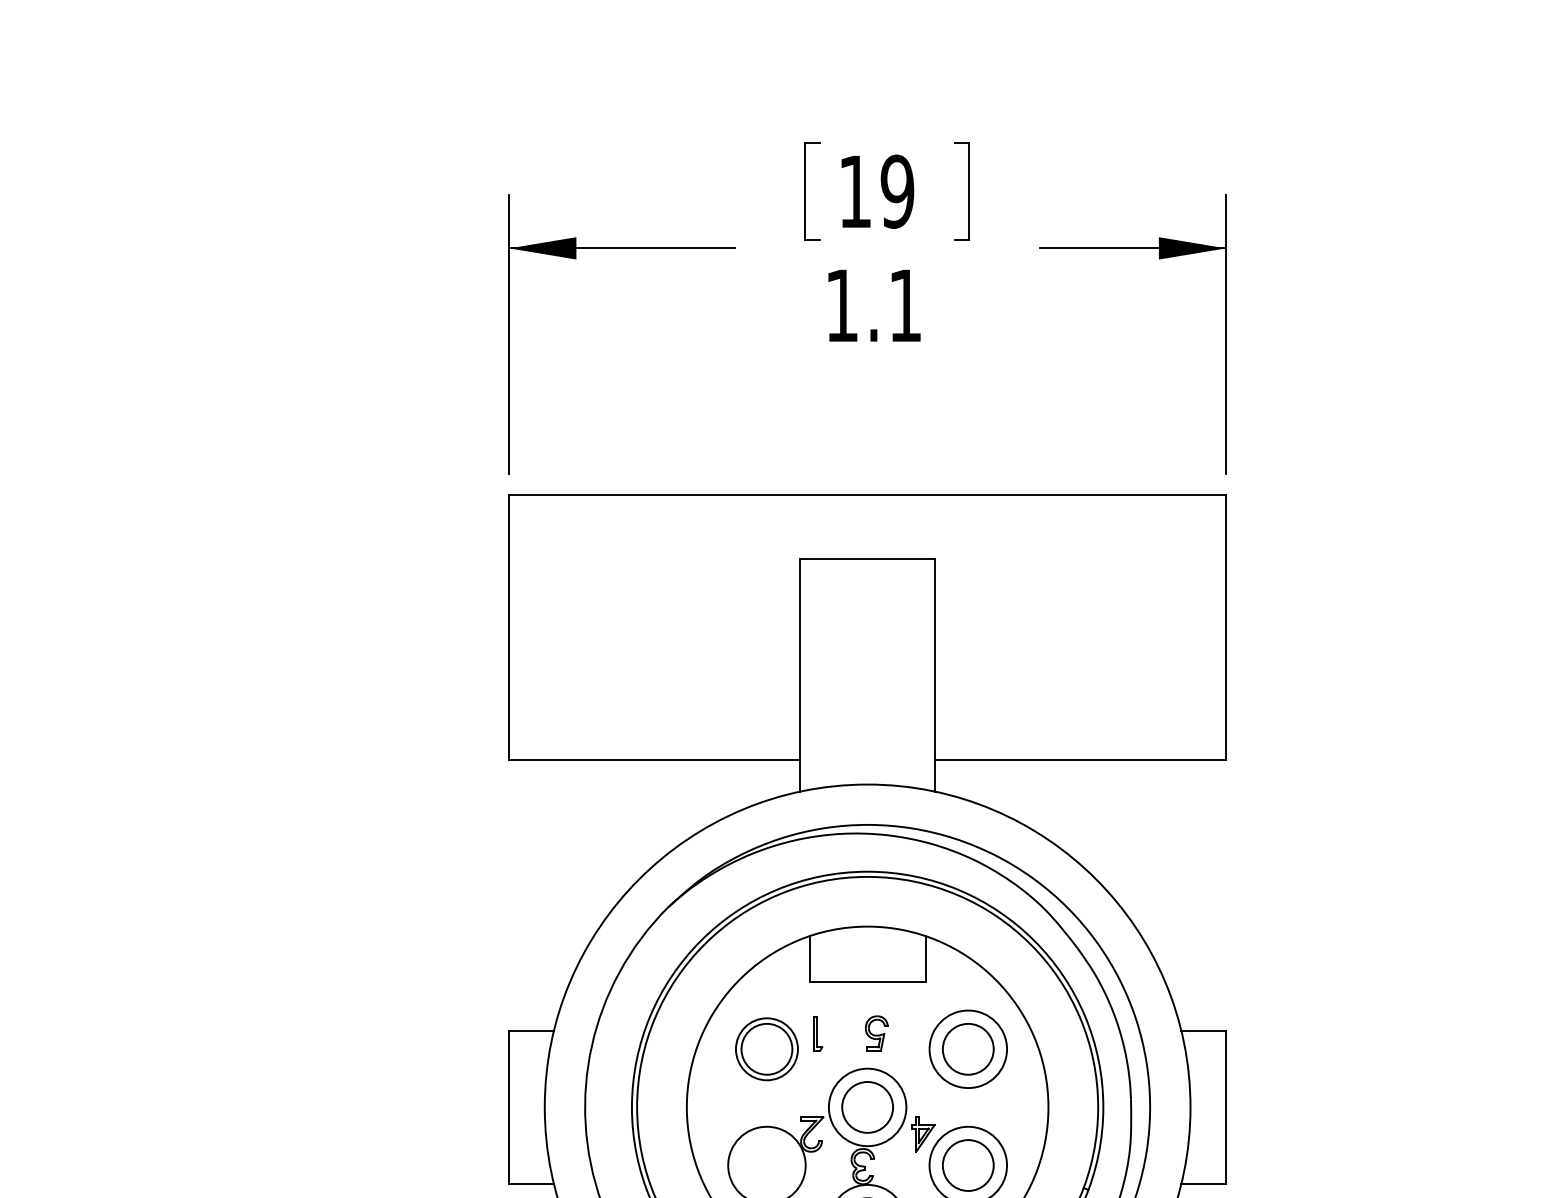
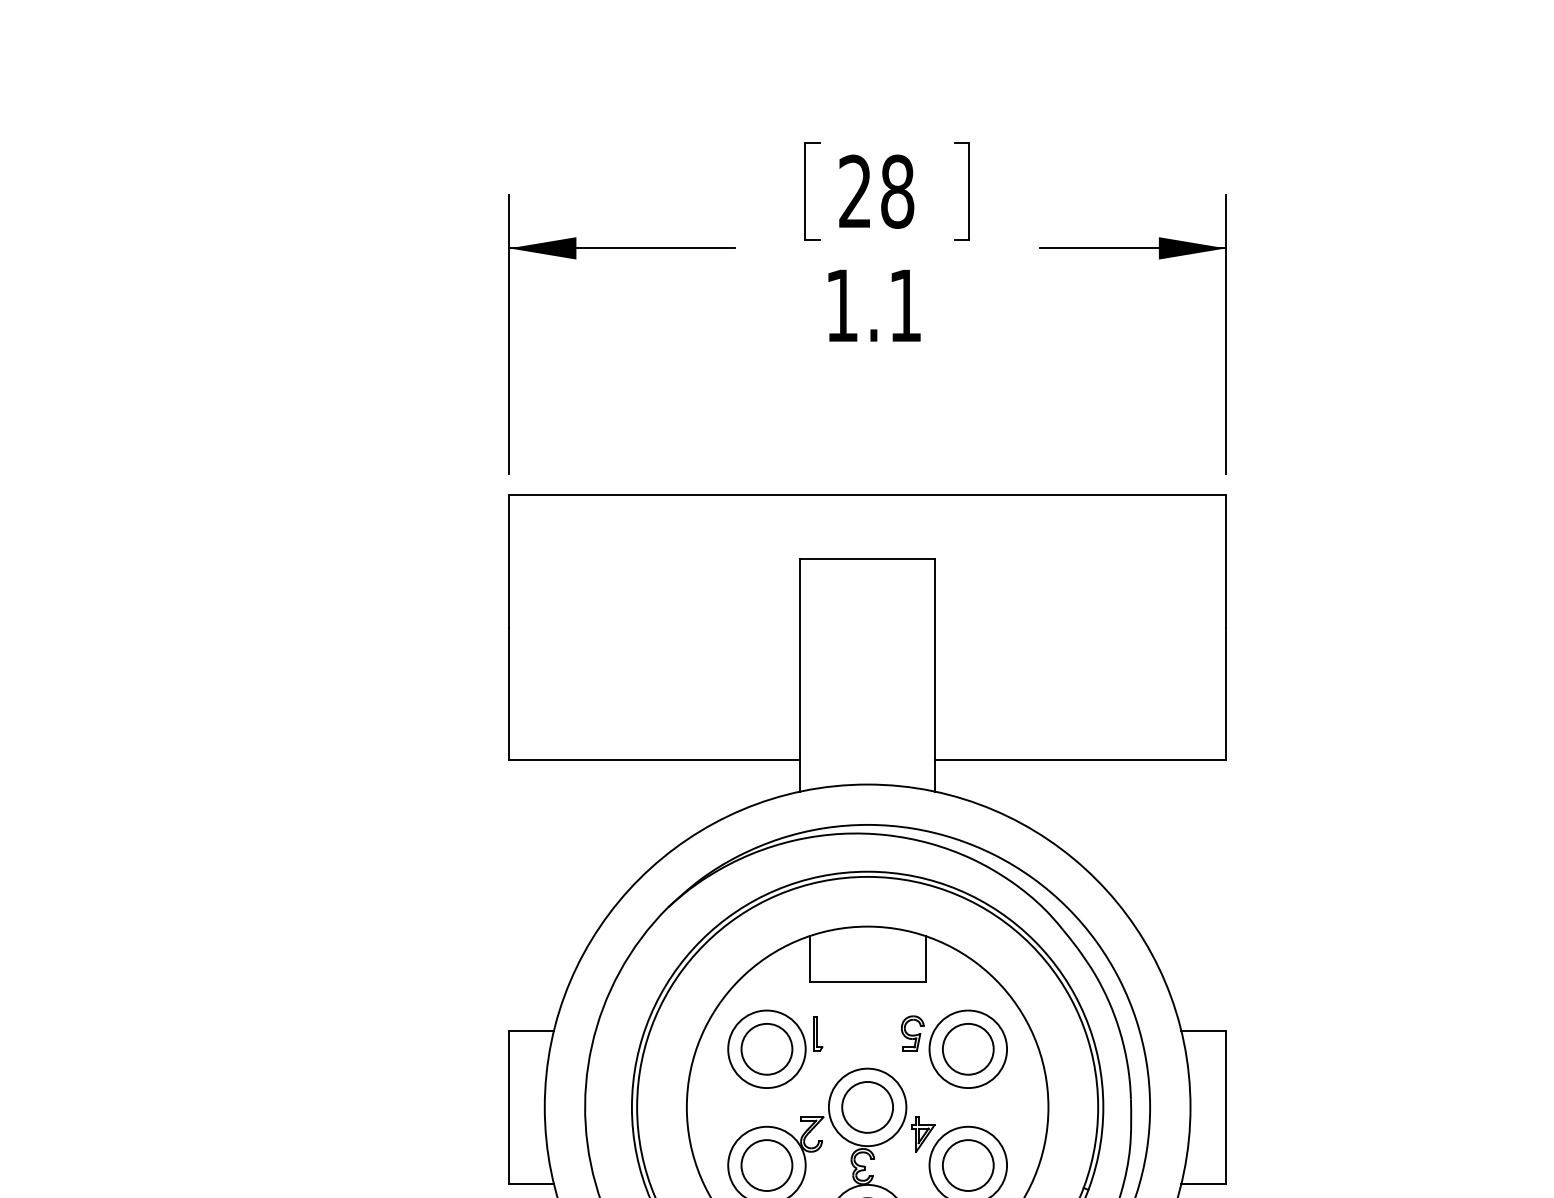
text: 19 -> 28 (876, 191)
part position: (876, 1033) -> (912, 1033) (912, 1033)
circle diameter: 62 px -> 77 px (766, 1049)
circle: none -> present (766, 1165)
